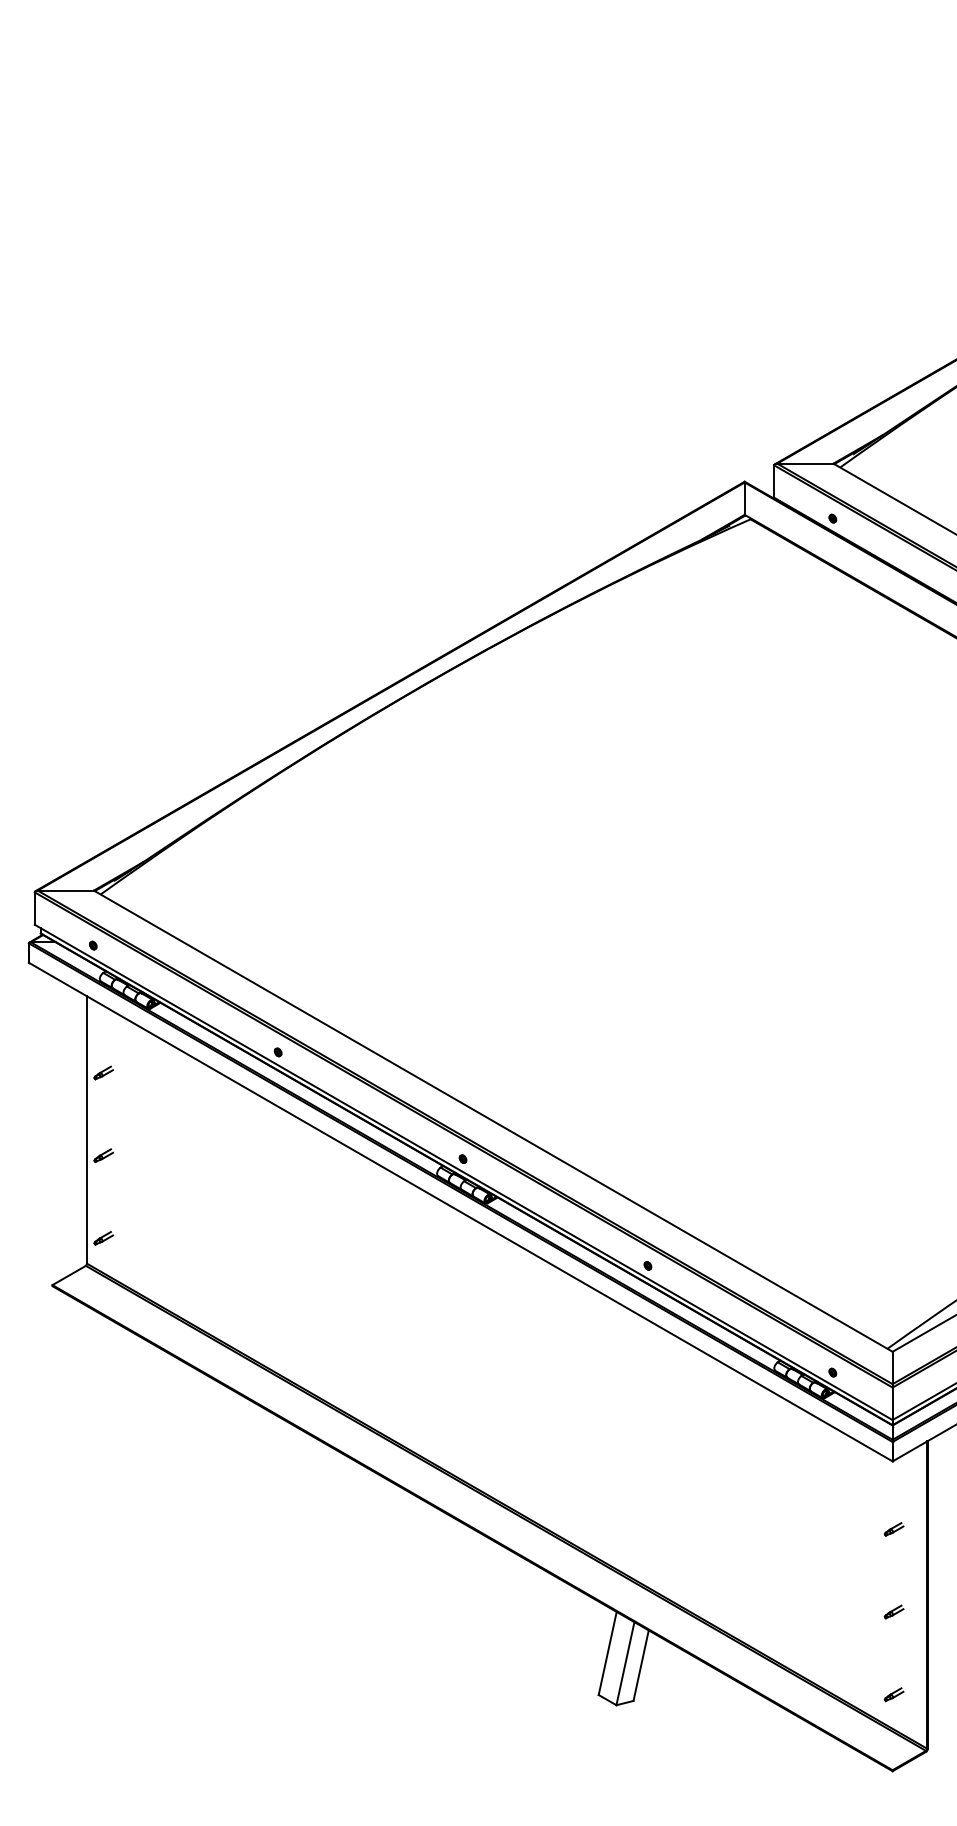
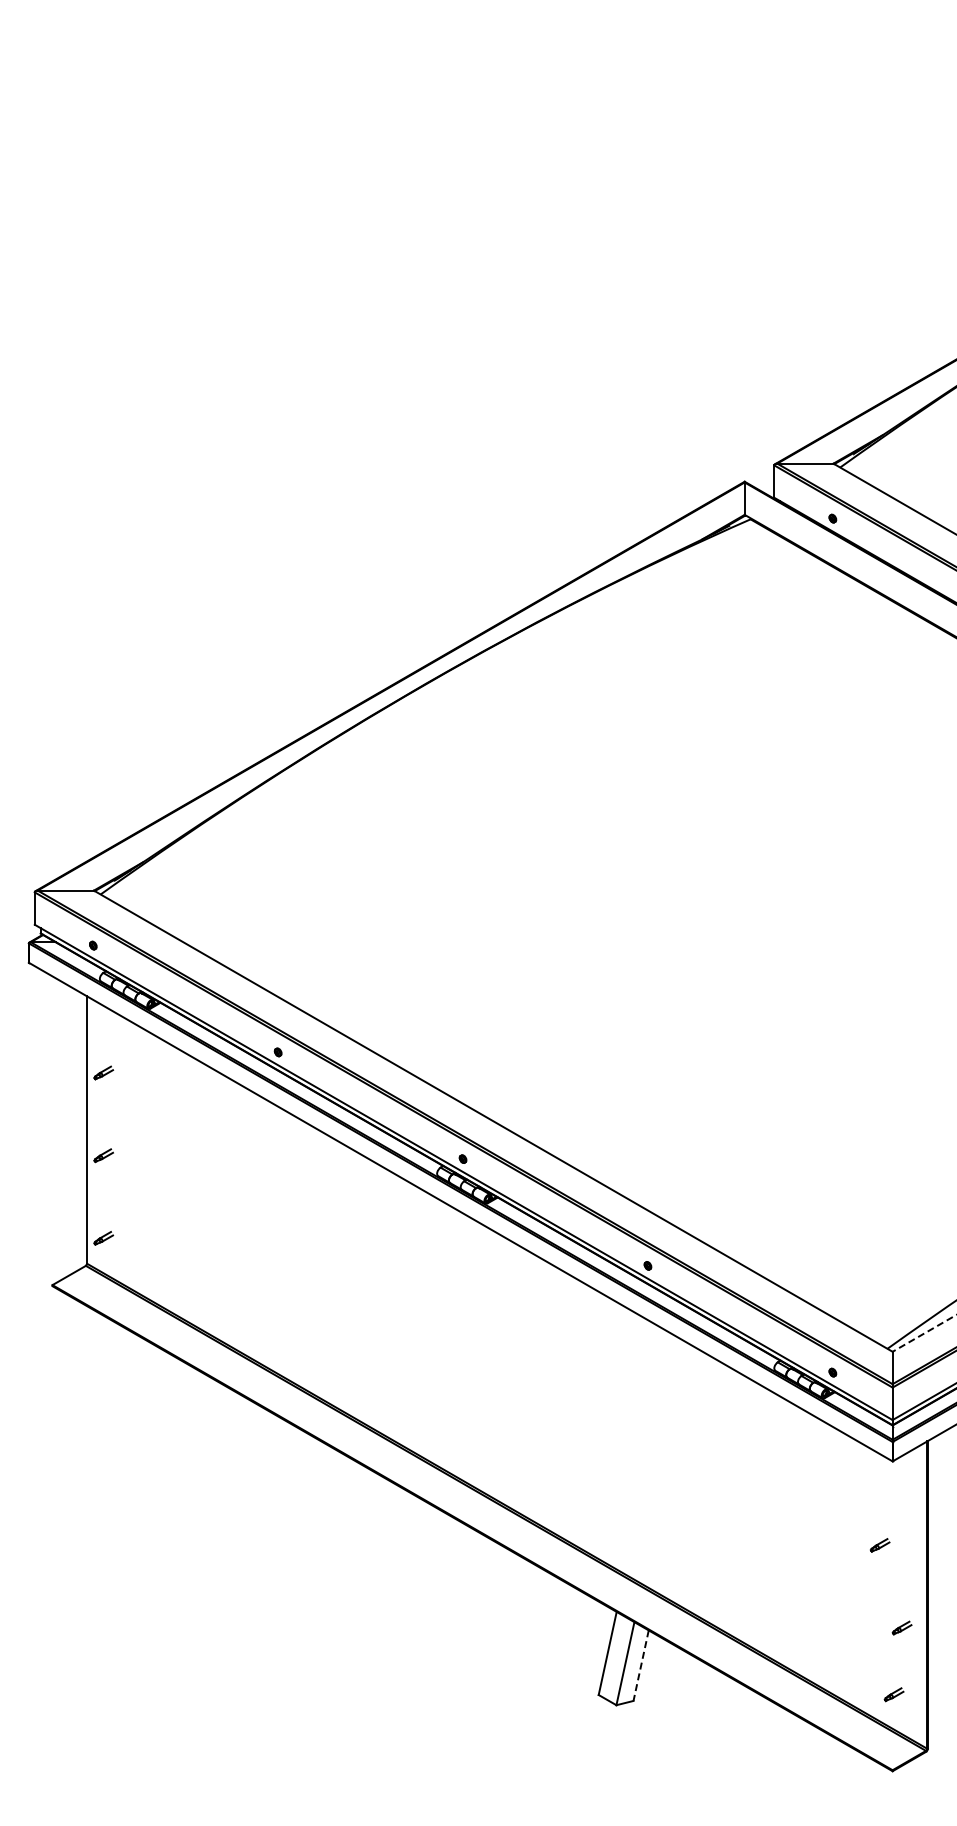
line: solid -> dashed (924, 1333)
part position: (893, 1529) -> (879, 1545) (879, 1545)
part position: (893, 1611) -> (901, 1627) (901, 1627)
line: solid -> dashed (641, 1666)
